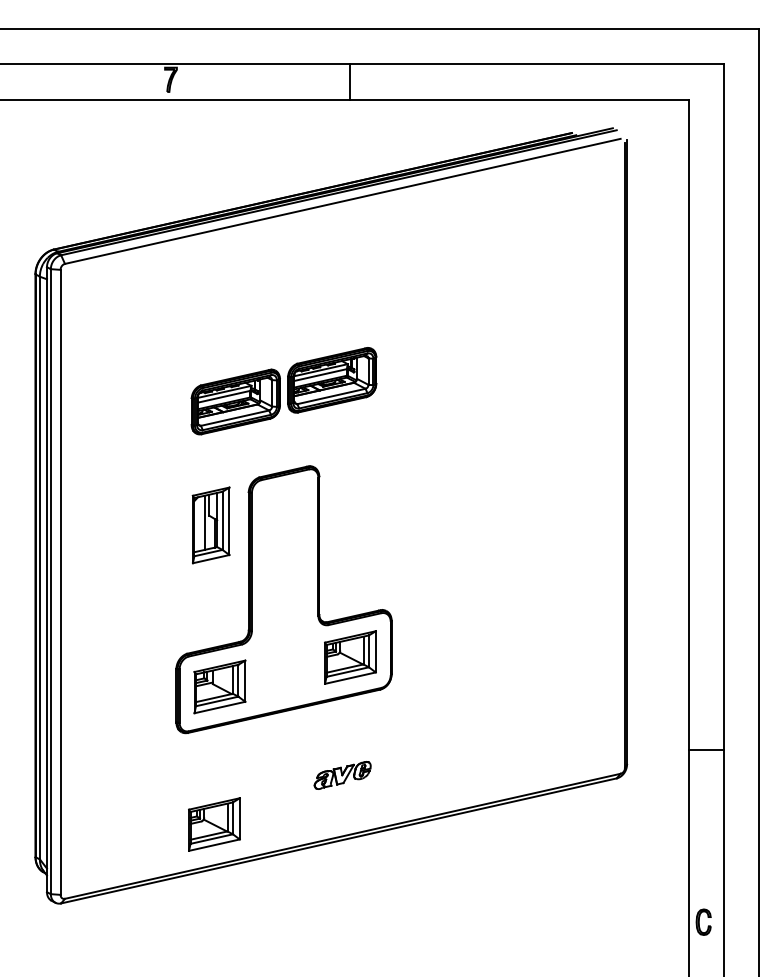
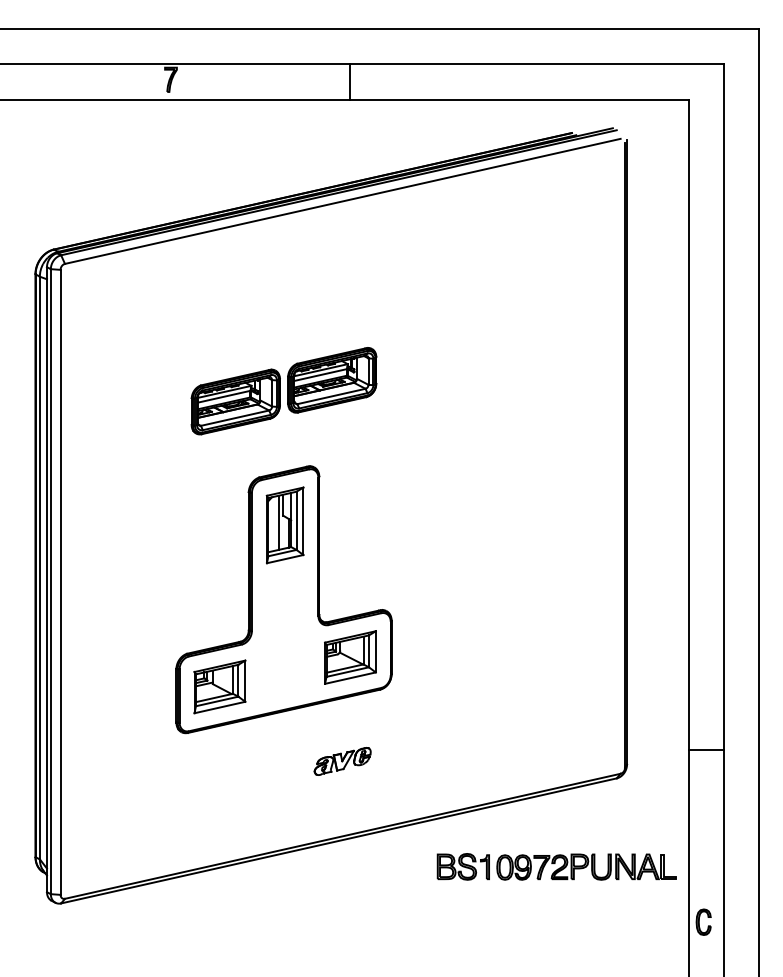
part position: (210, 525) -> (284, 525) (284, 525)
part position: (342, 775) -> (342, 761) (342, 761)
part: present -> none (214, 824)
part: none -> present (556, 866)
